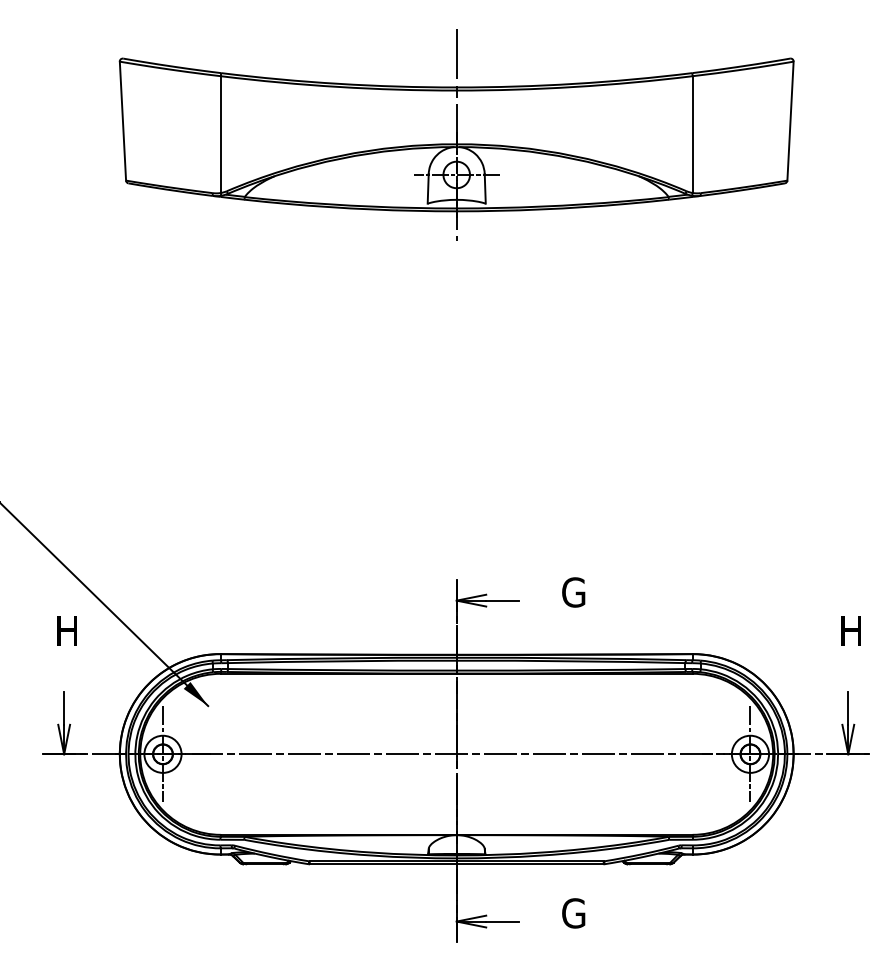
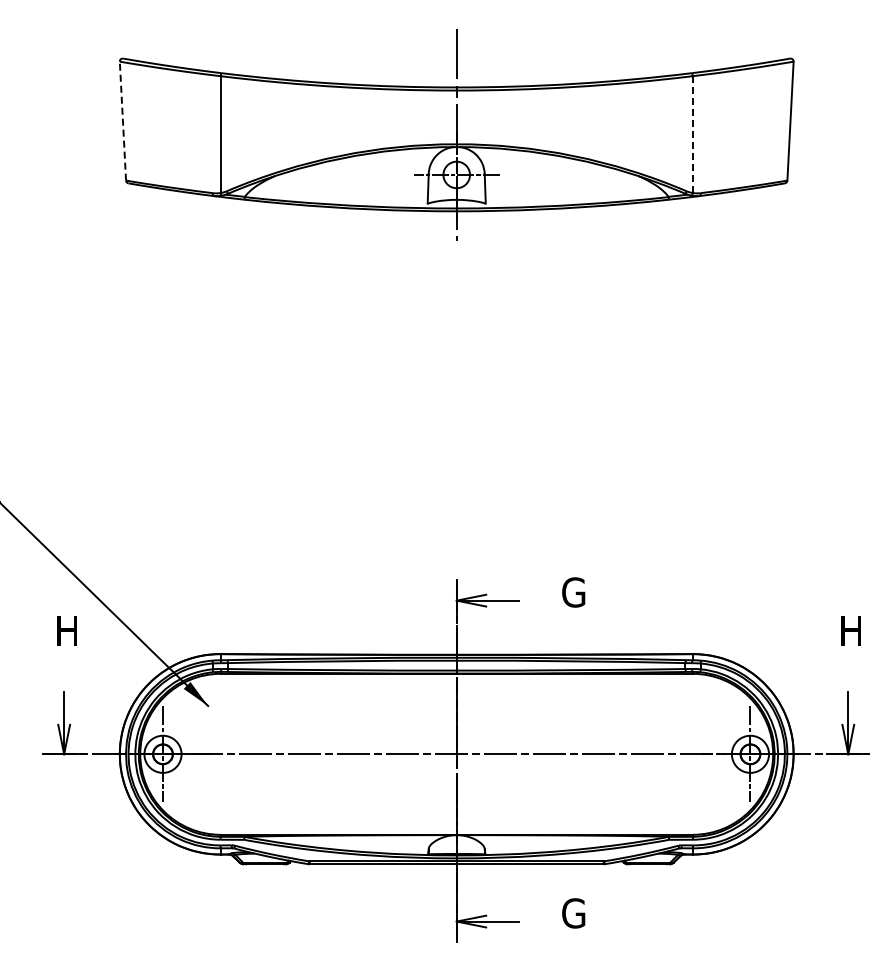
line: solid -> dashed (122, 121)
line: solid -> dashed (692, 135)
